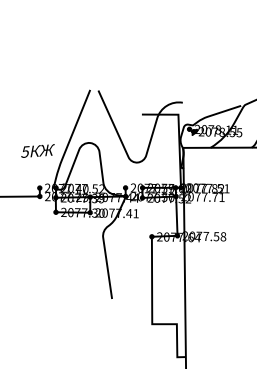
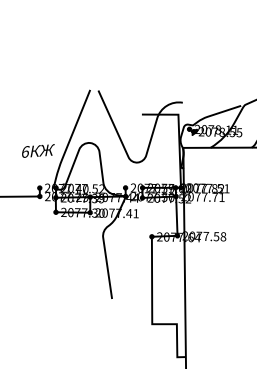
text: 5 -> 6 (25, 151)
